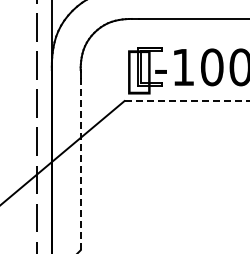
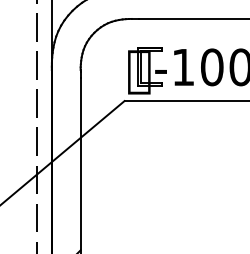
line: dashed -> solid (187, 101)
line: dashed -> solid (80, 165)
